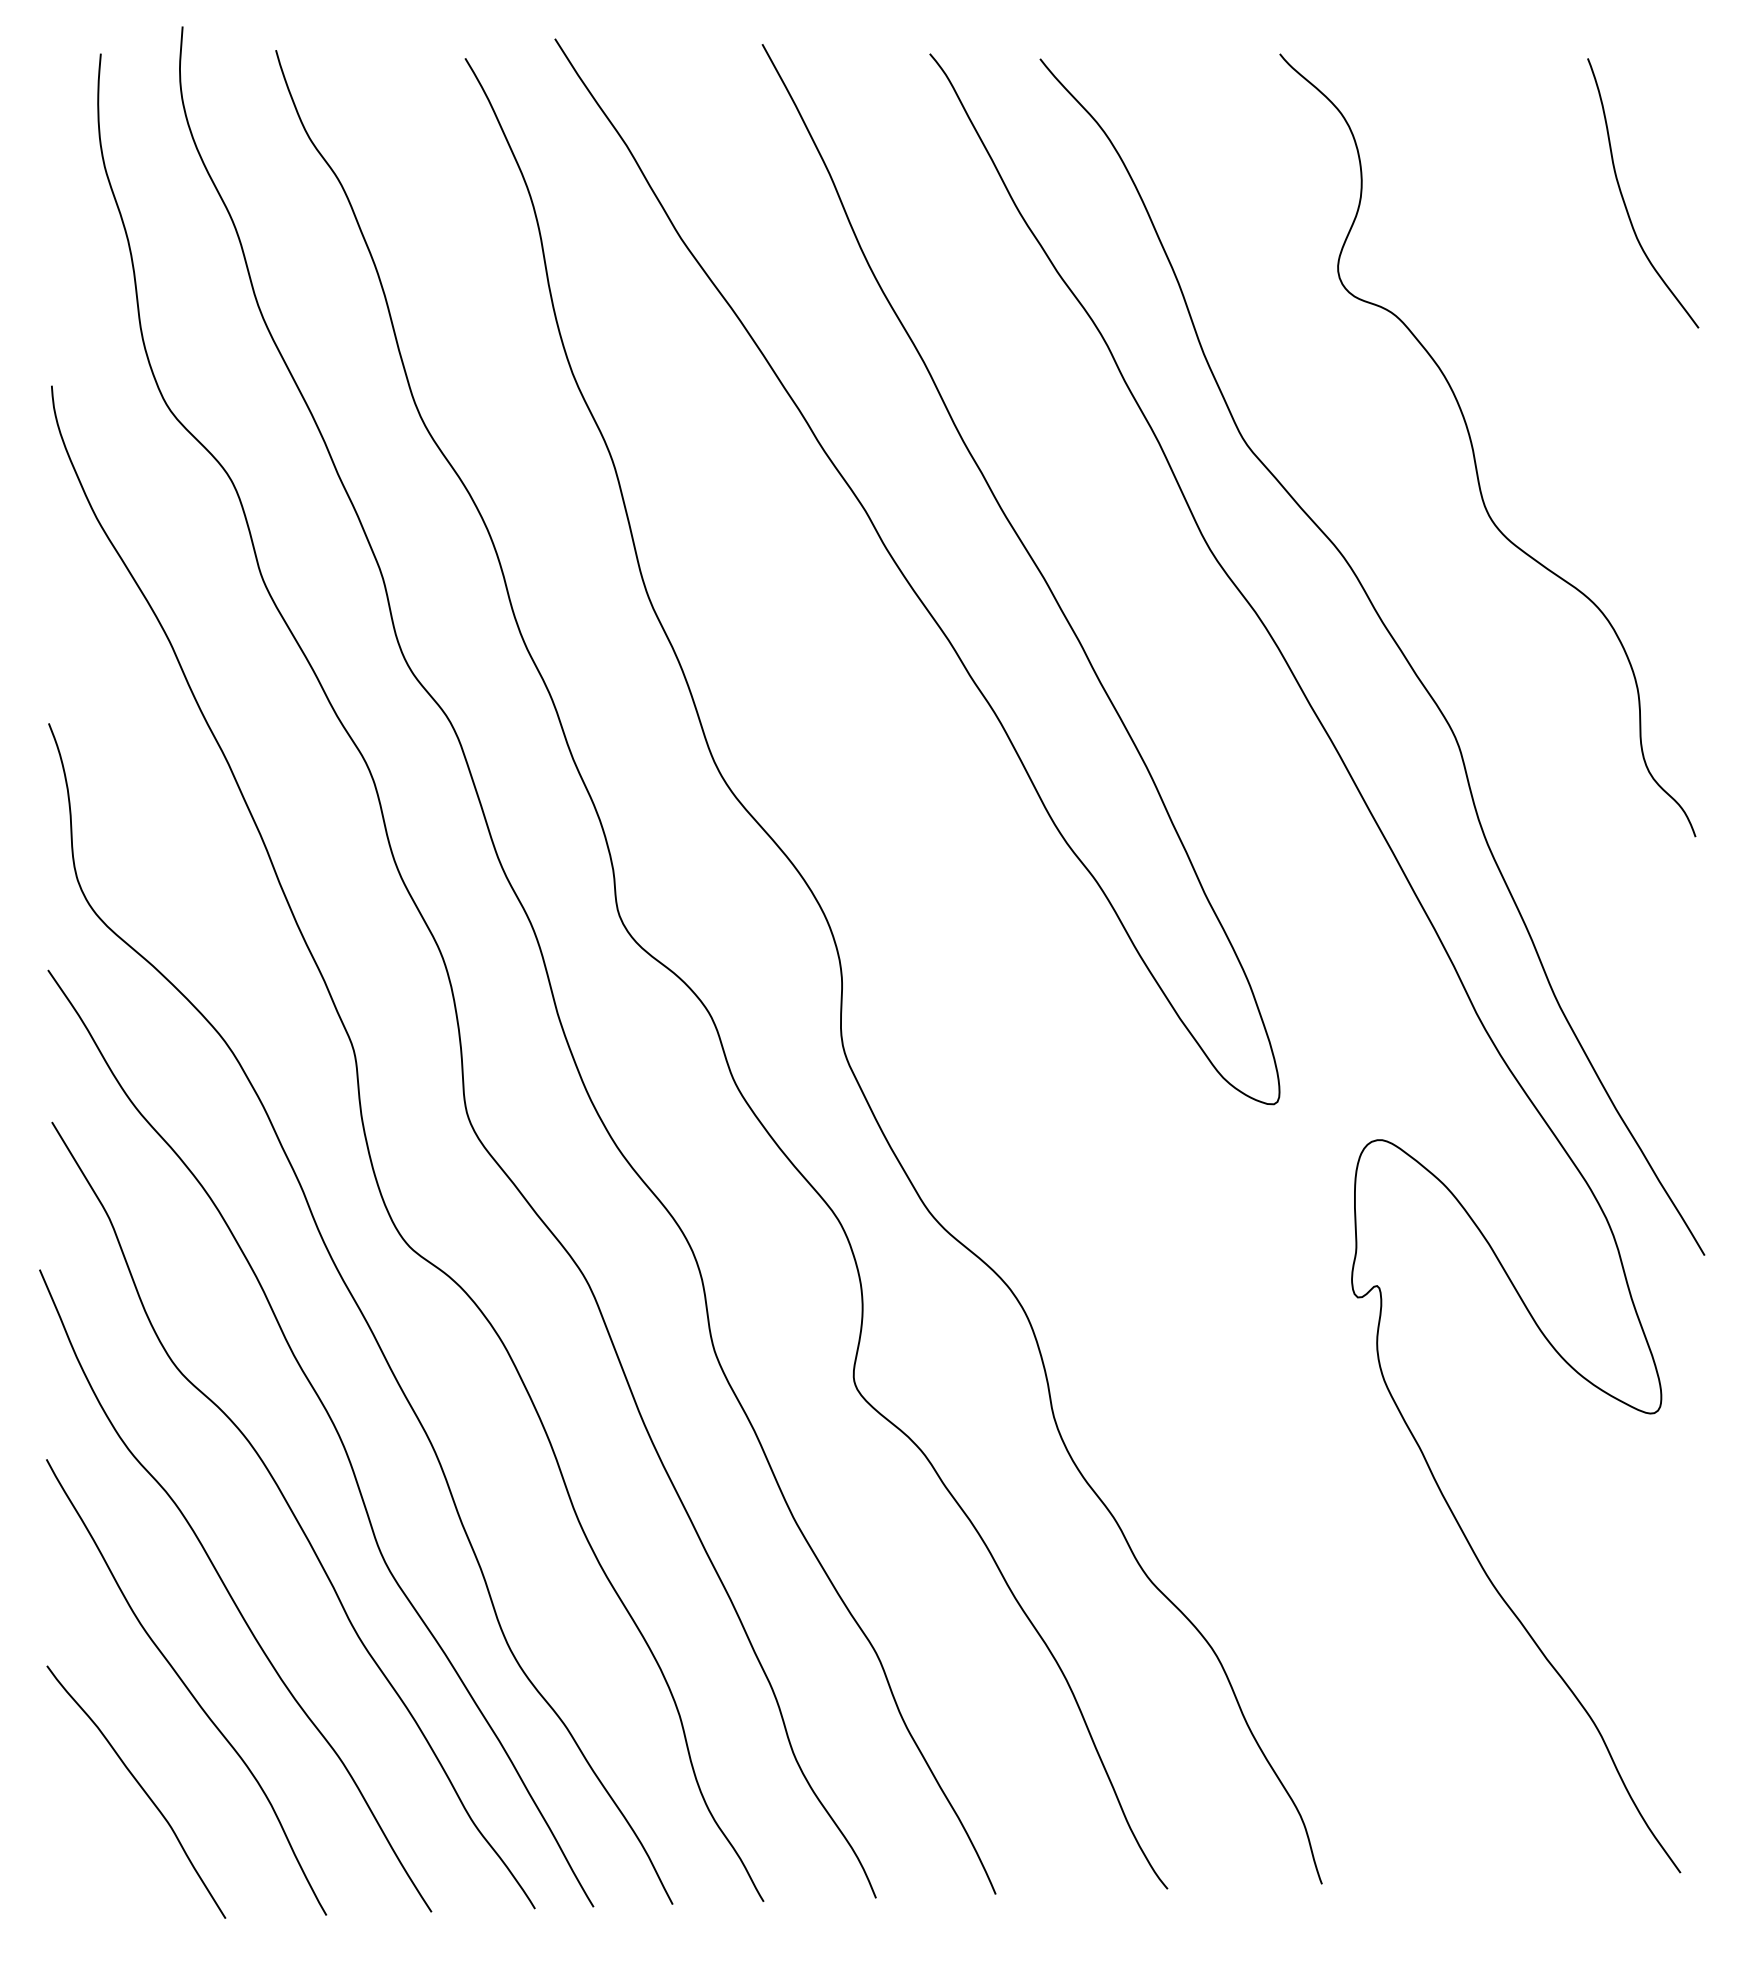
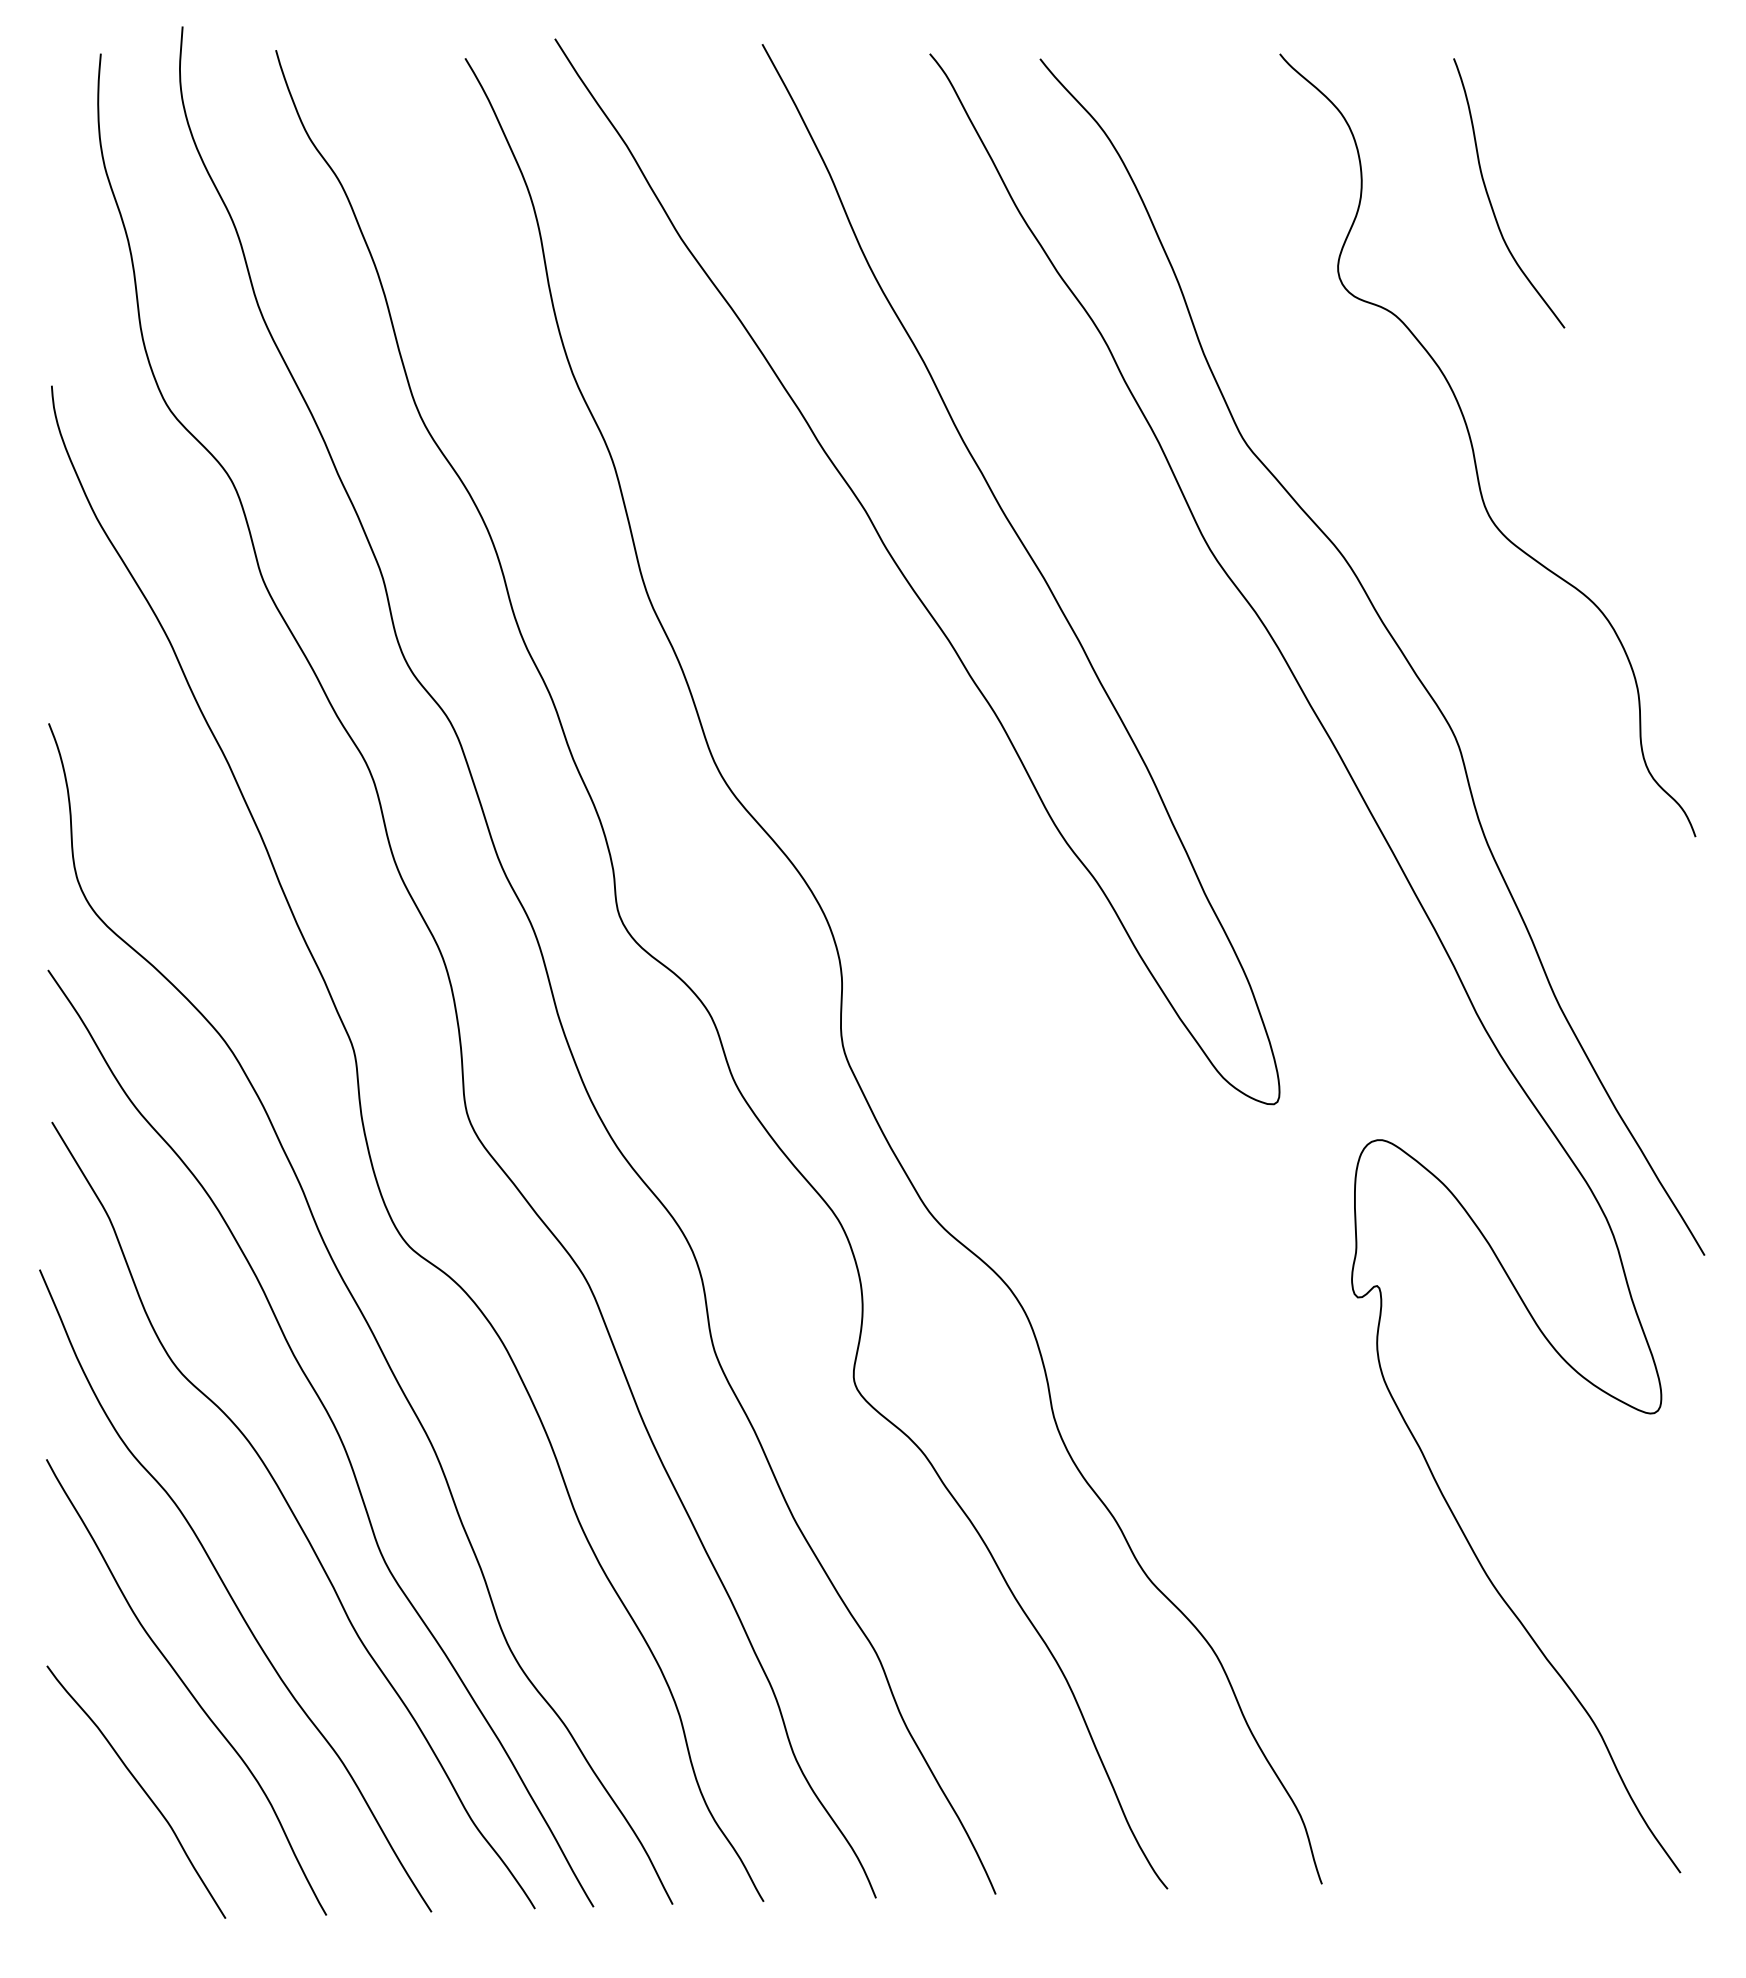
curve position: (1624, 199) -> (1490, 199) (1490, 199)
